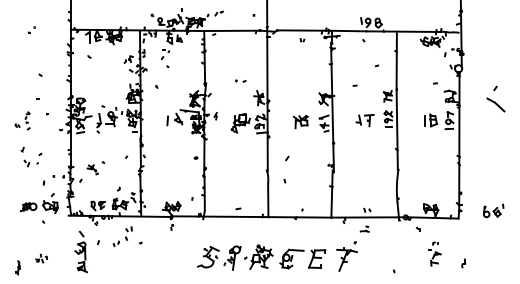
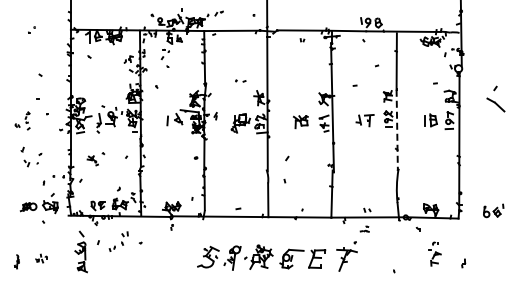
line: solid -> dashed (397, 130)
part position: (95, 168) -> (95, 159) (95, 159)
part position: (122, 236) -> (118, 241) (118, 241)
part position: (17, 267) -> (16, 261) (16, 261)
